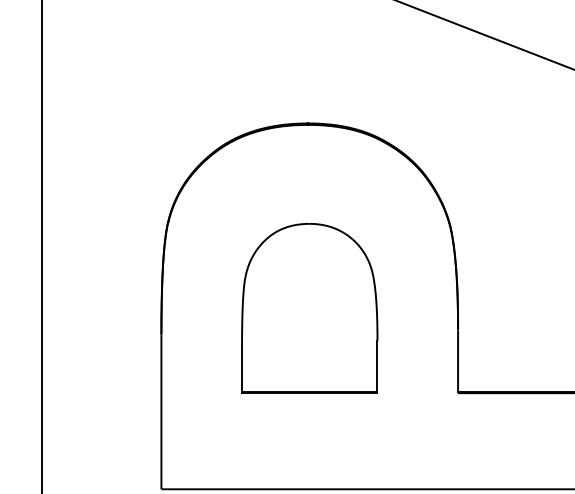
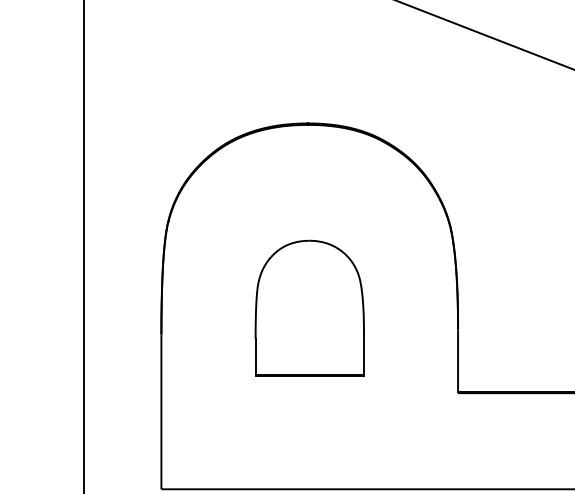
line position: (42, 246) -> (84, 246) (84, 246)
part size: 138x171 px -> 111x138 px (309, 307)
